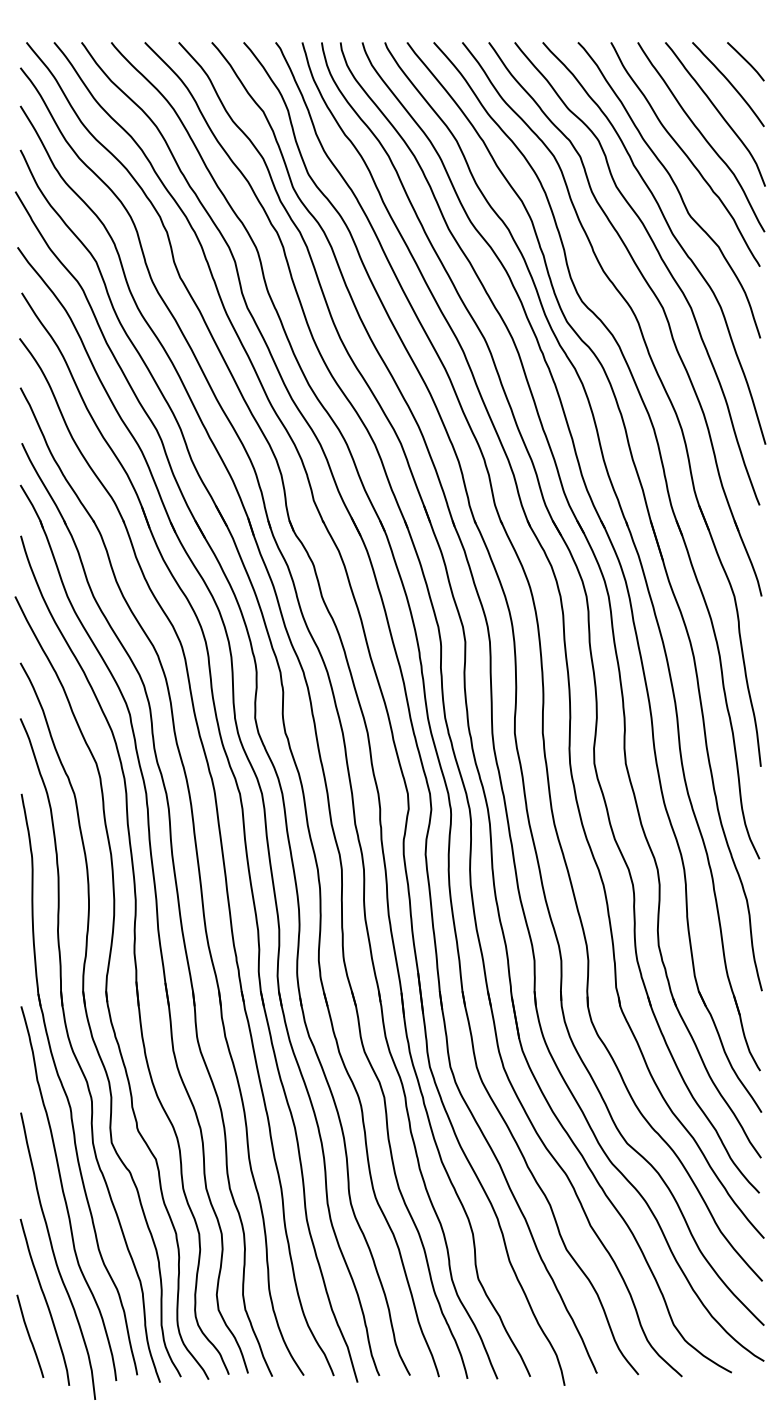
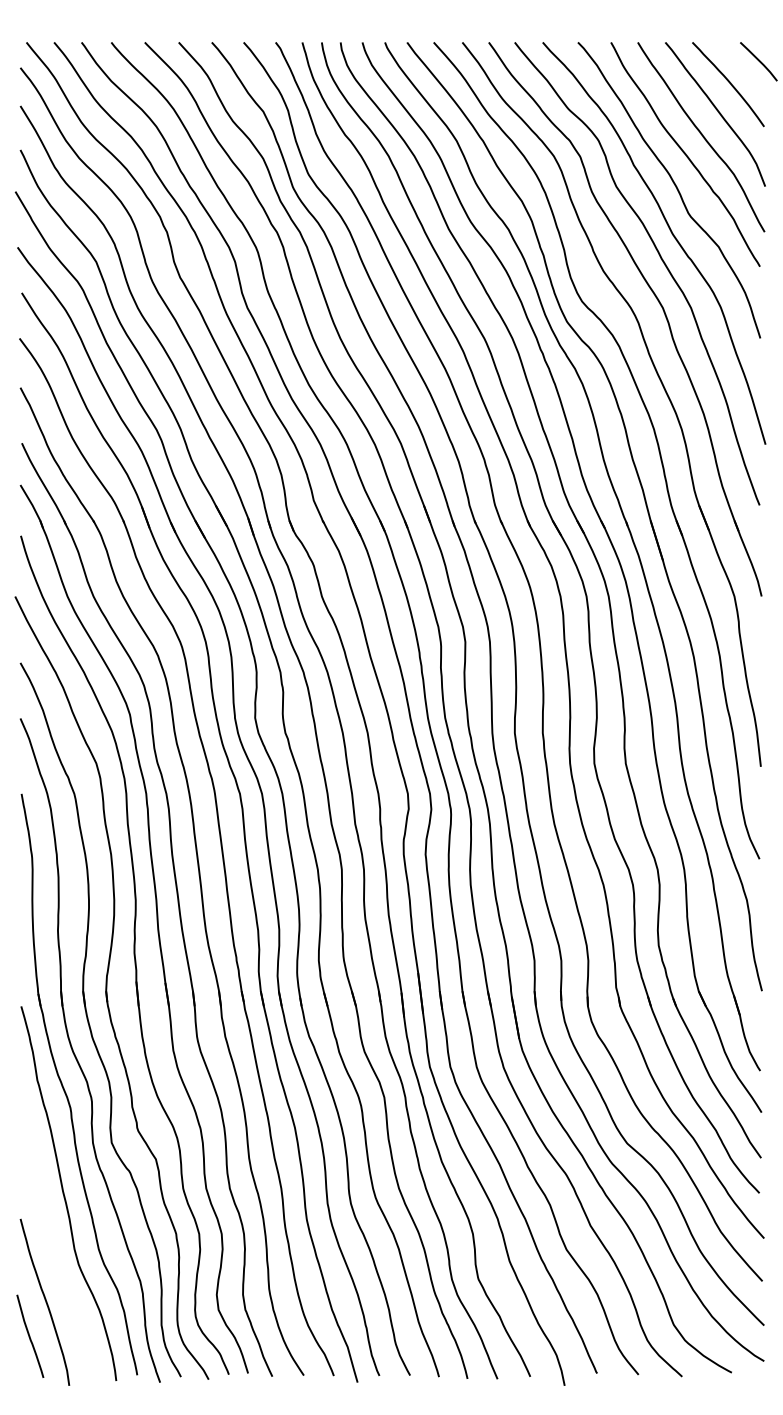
line position: (745, 61) -> (758, 61) (758, 61)
curve: present -> none (55, 1255)
